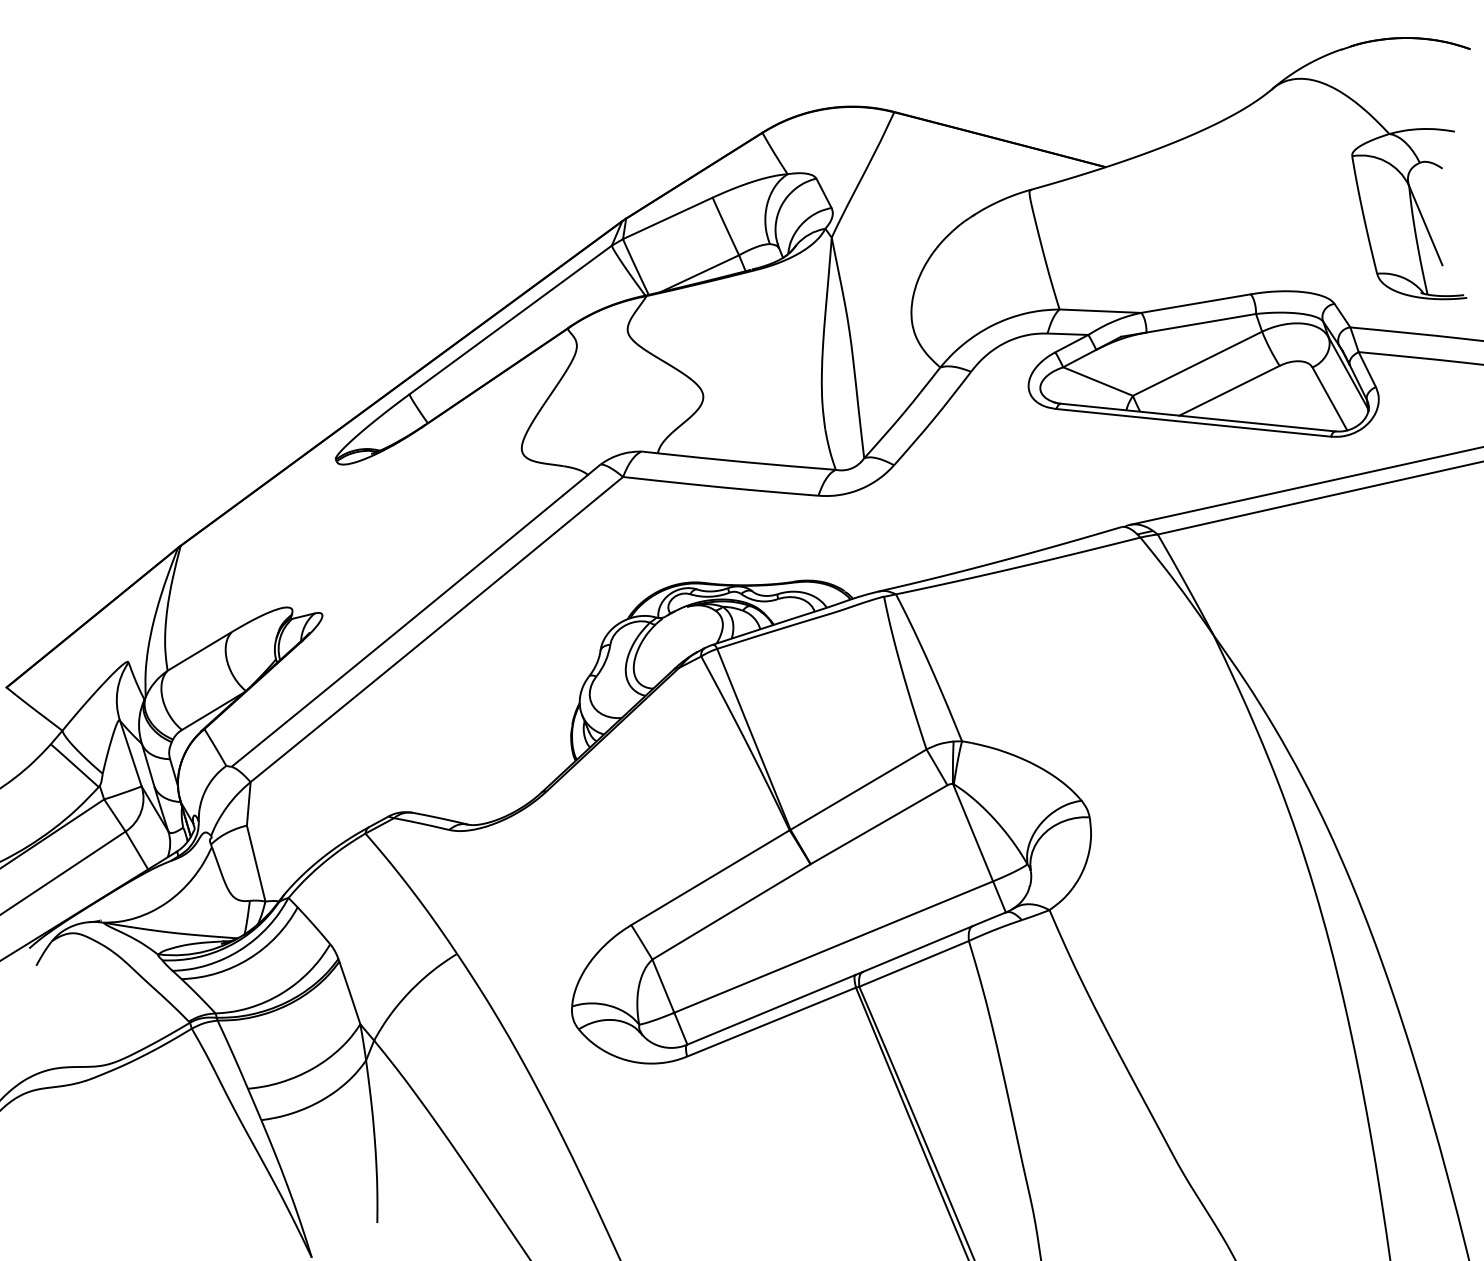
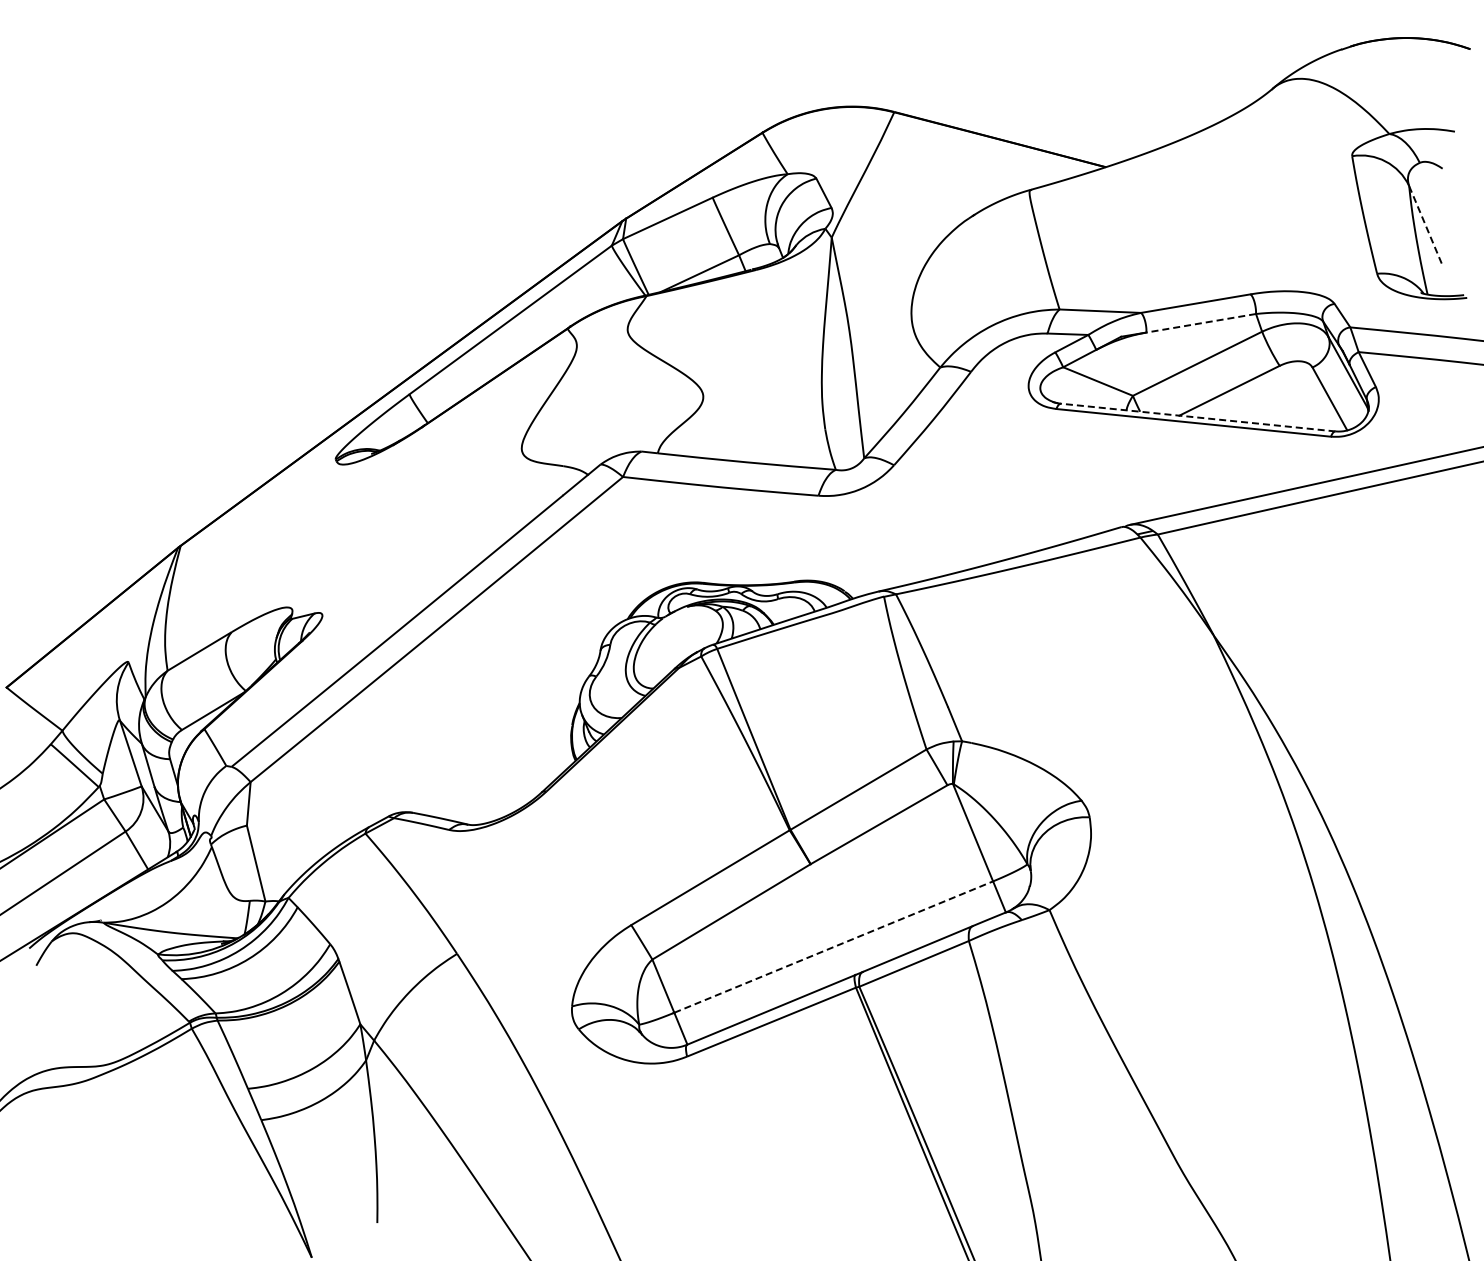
line: solid -> dashed (1425, 225)
line: solid -> dashed (1201, 323)
line: solid -> dashed (1198, 417)
line: solid -> dashed (834, 946)
